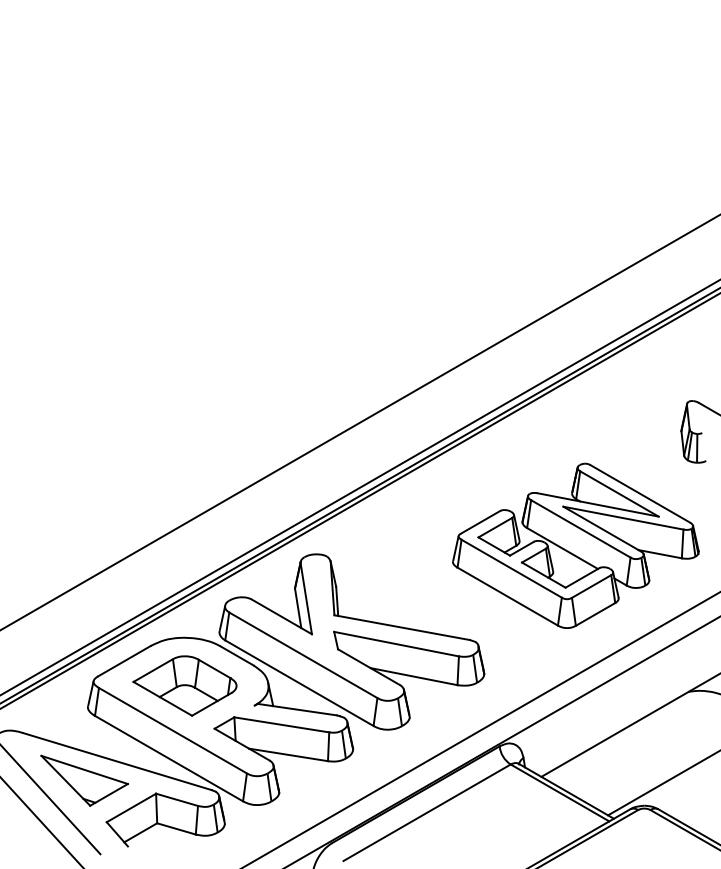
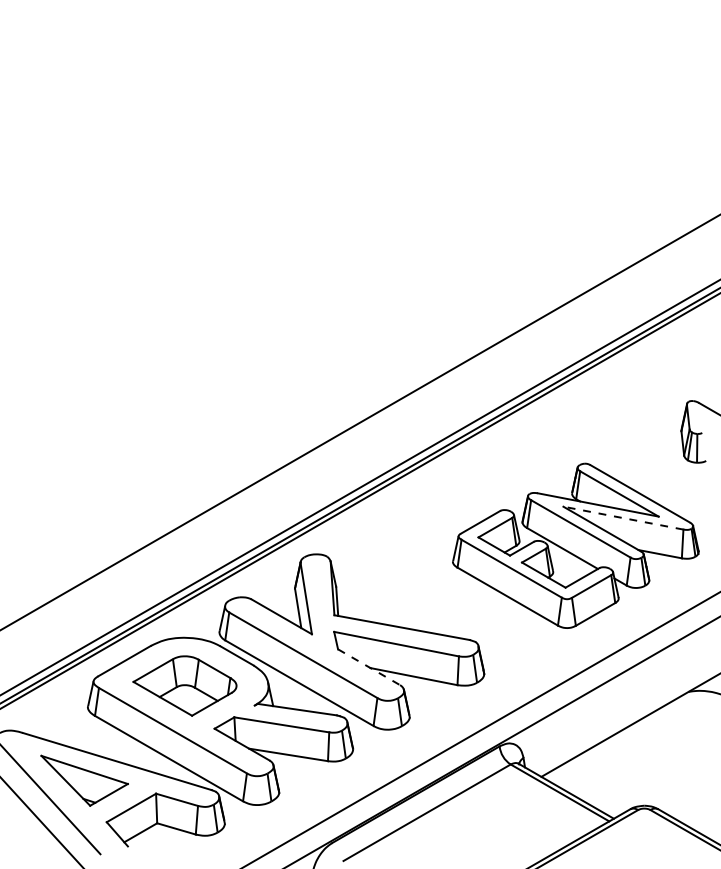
line: solid -> dashed (622, 518)
line: solid -> dashed (369, 667)
line: present -> none (662, 783)
